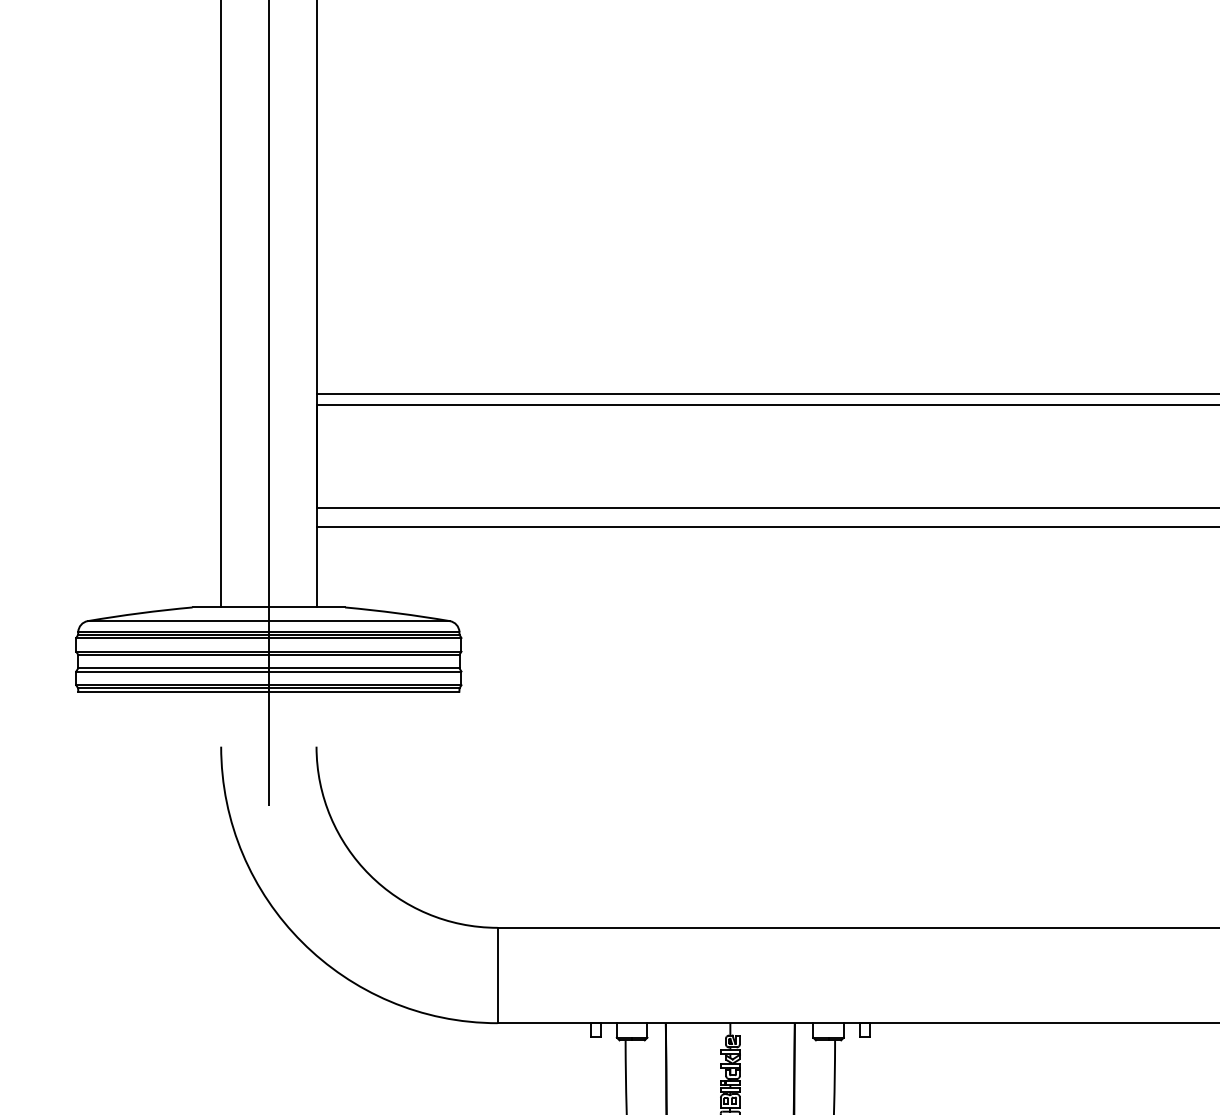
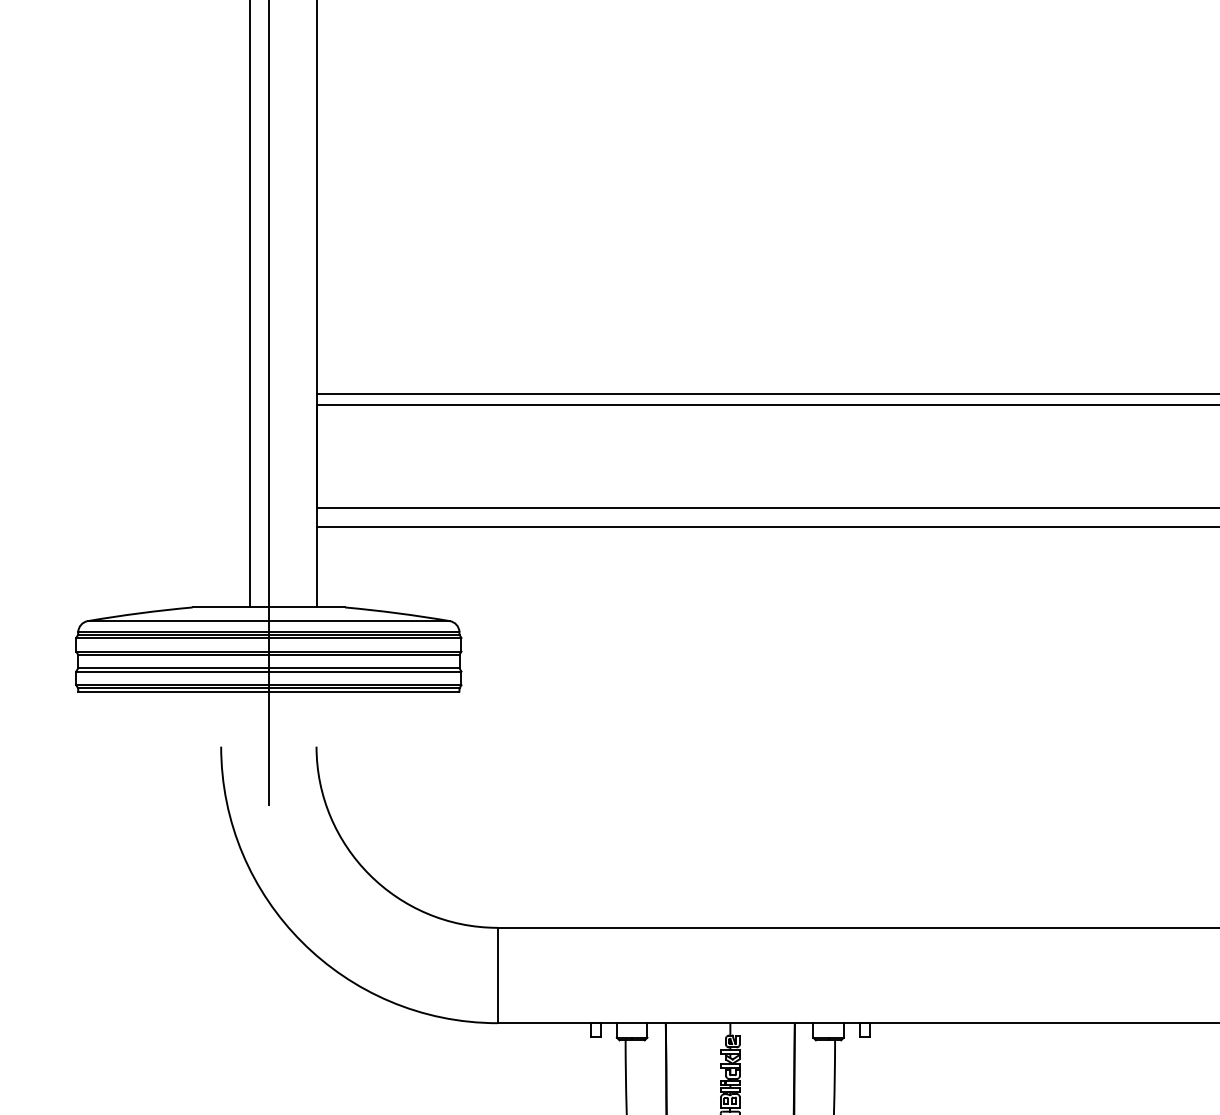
line position: (221, 304) -> (250, 304) (250, 304)
